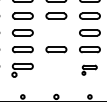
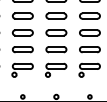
part: none -> present (56, 32)
part: none -> present (56, 69)
part size: 17x12 px -> 23x16 px (89, 69)
